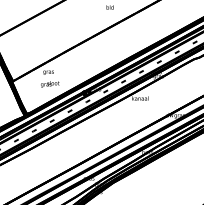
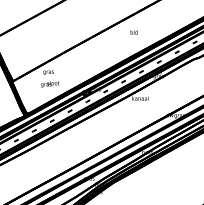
text position: (109, 7) -> (133, 32) (133, 32)
